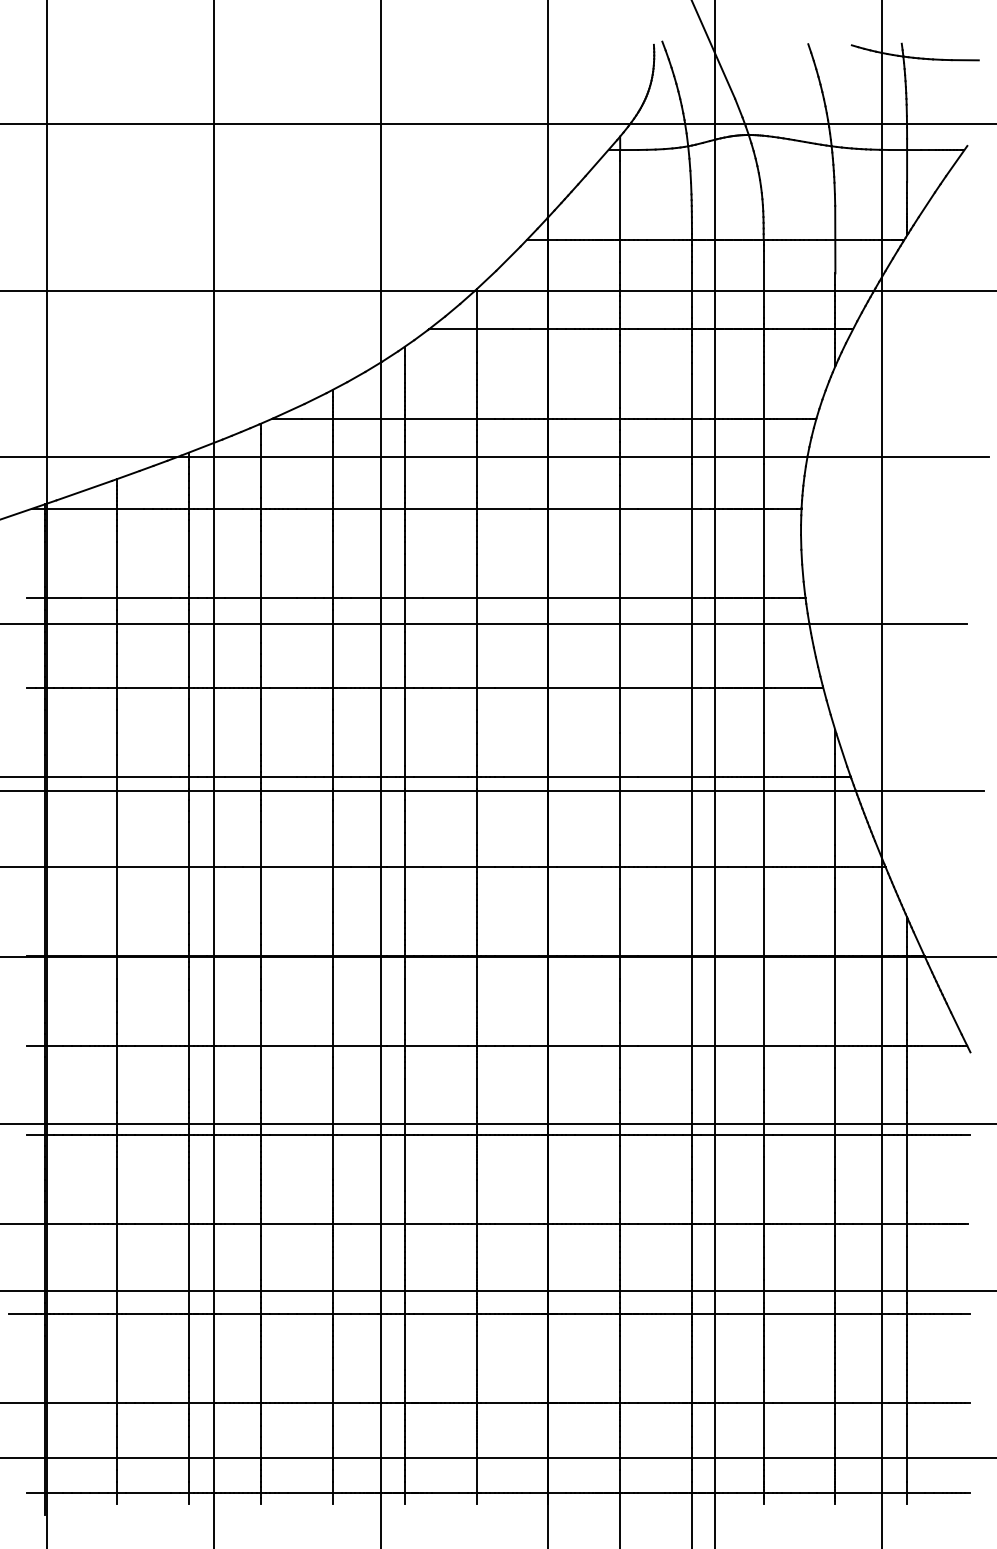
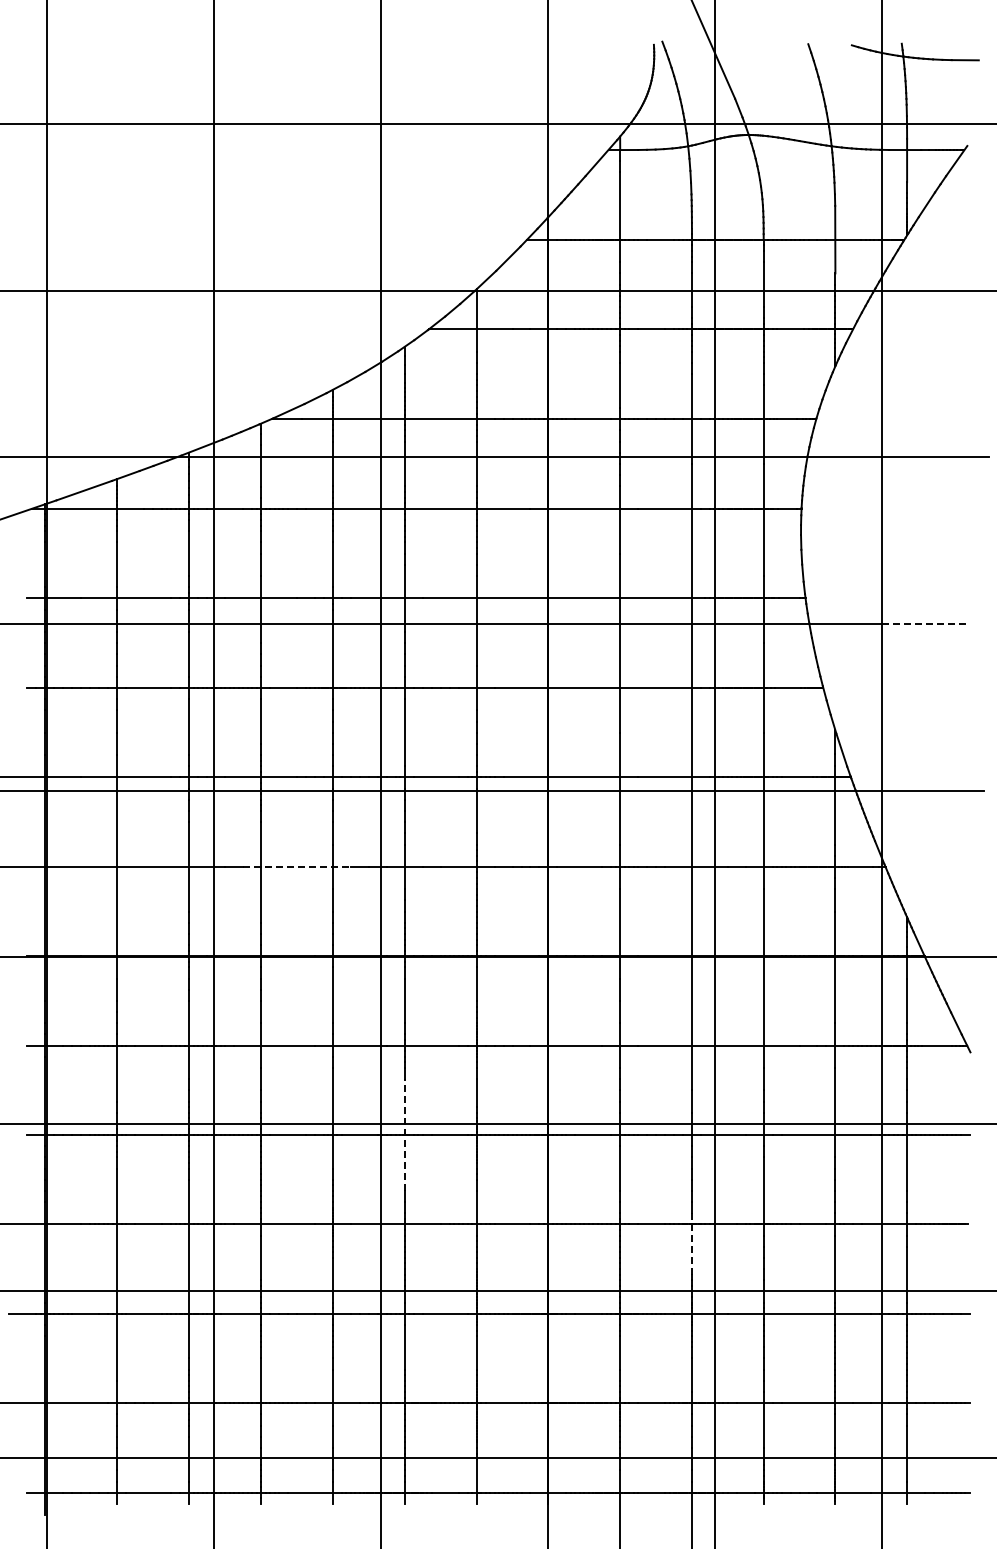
line: solid -> dashed (924, 623)
line: solid -> dashed (296, 866)
line: solid -> dashed (404, 1135)
line: solid -> dashed (691, 1243)
